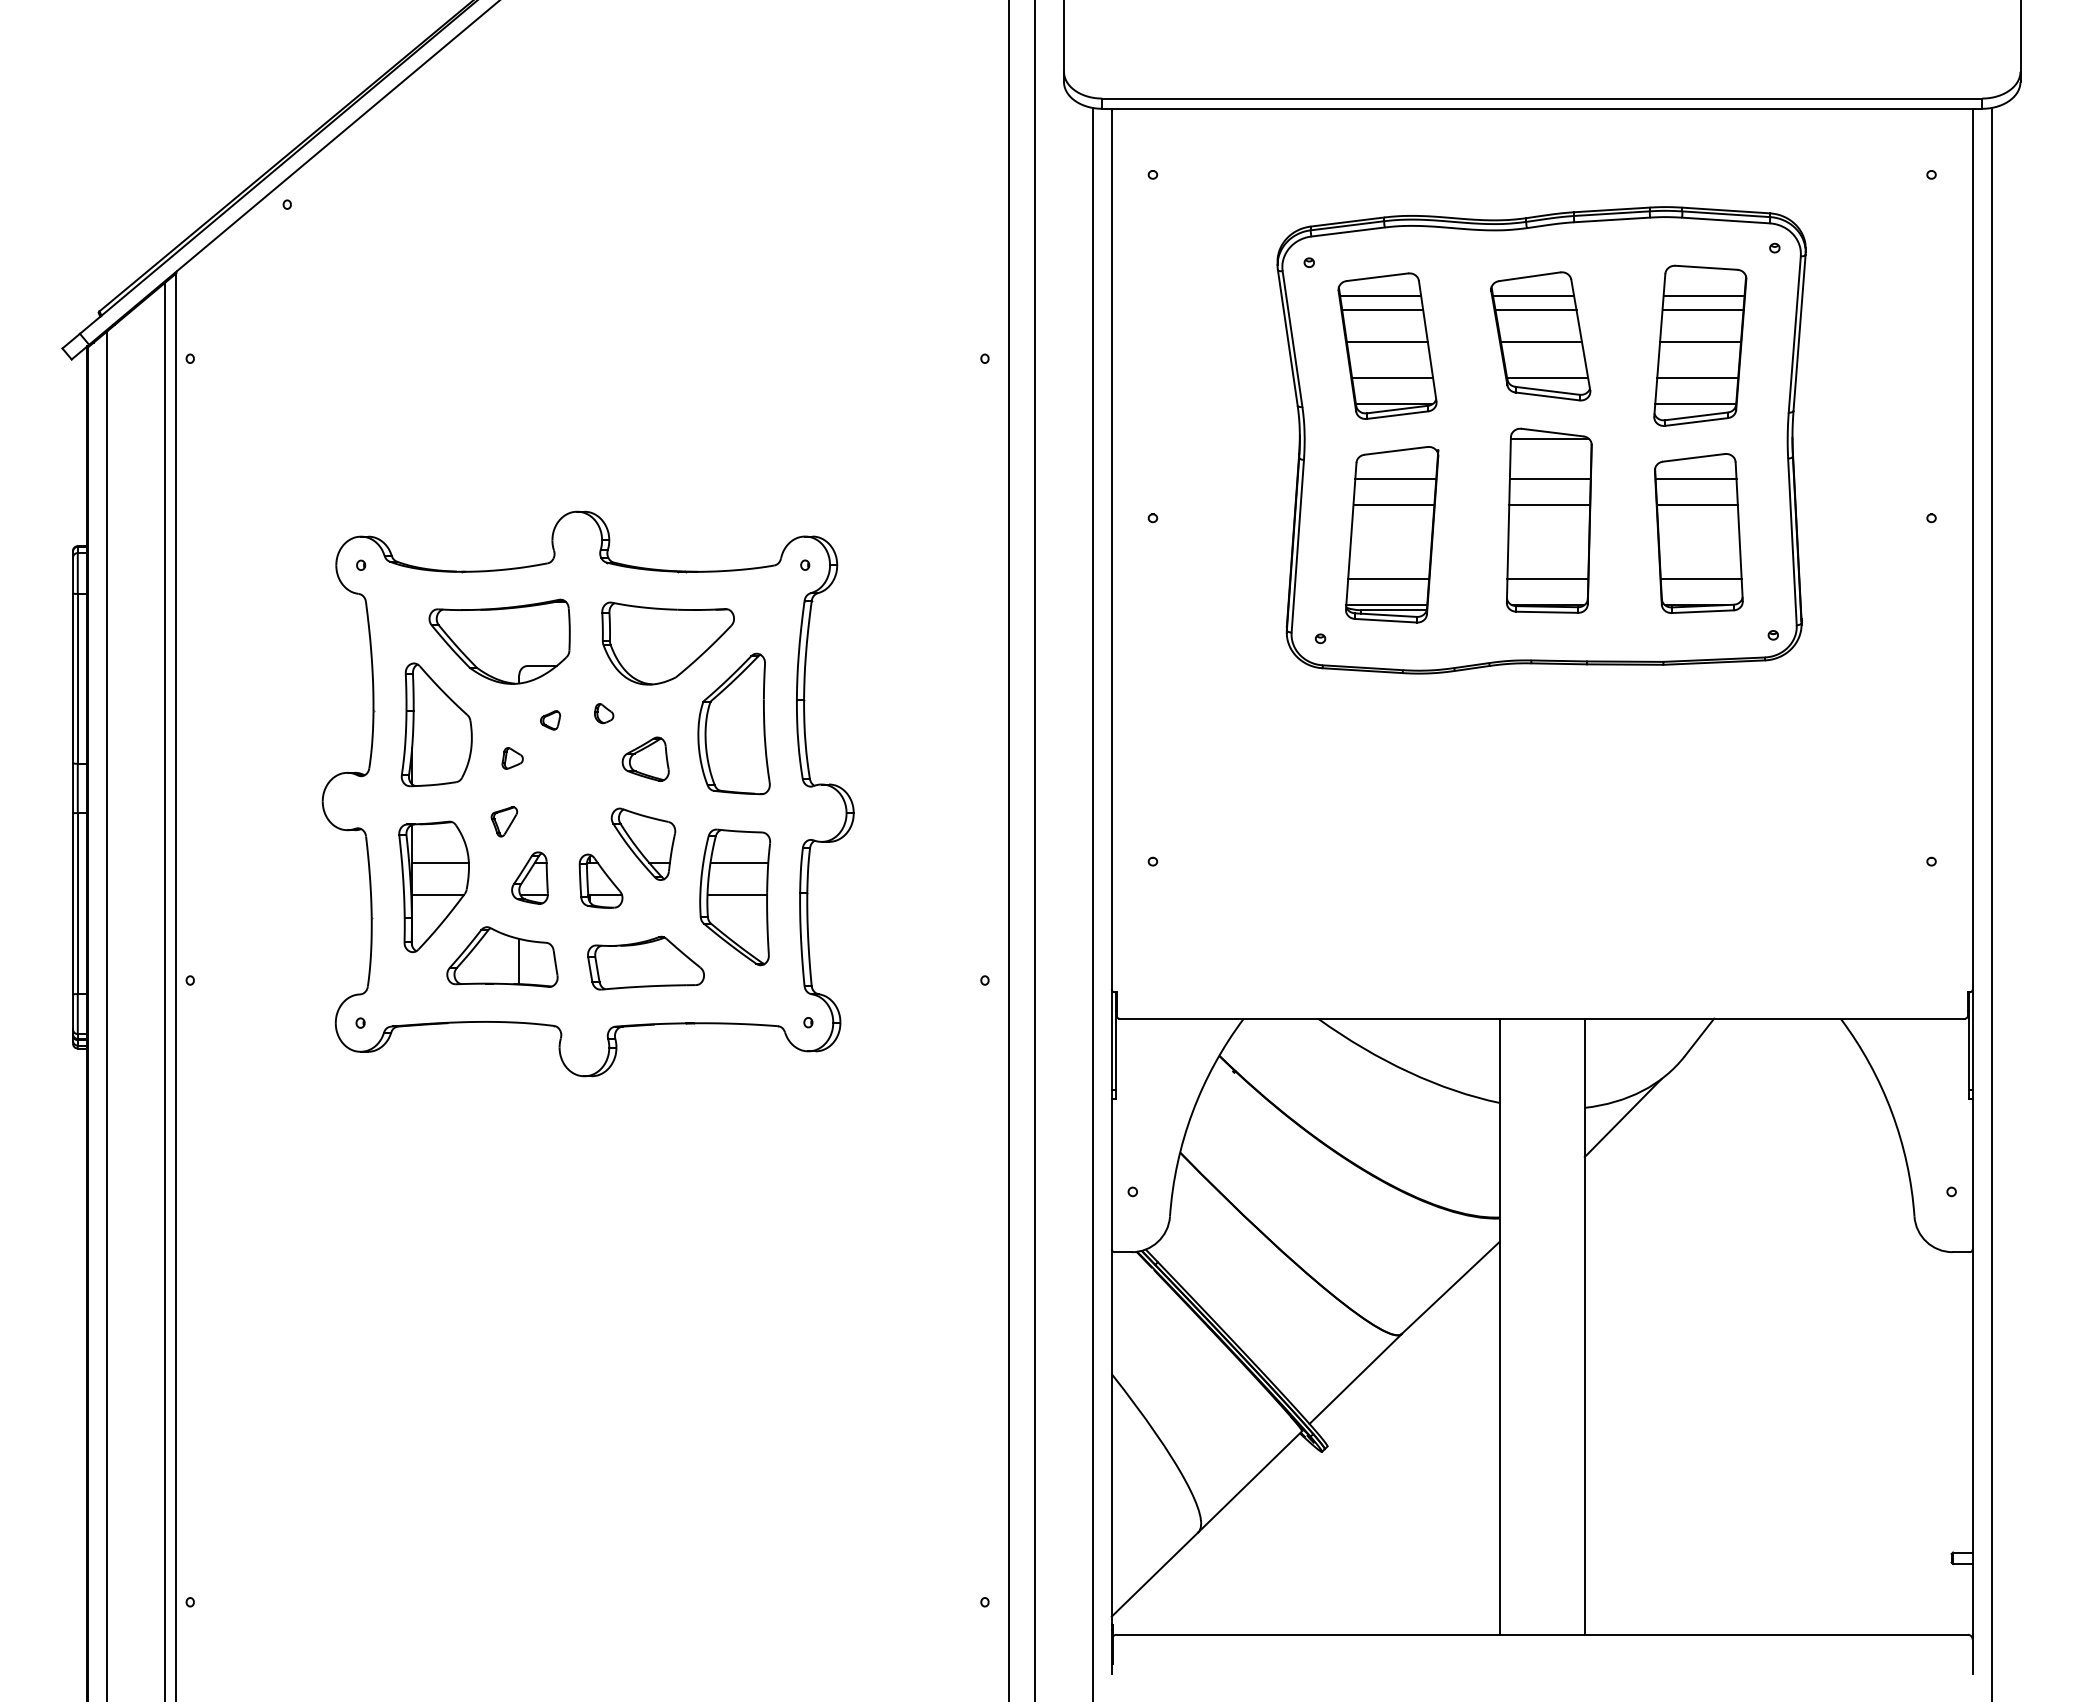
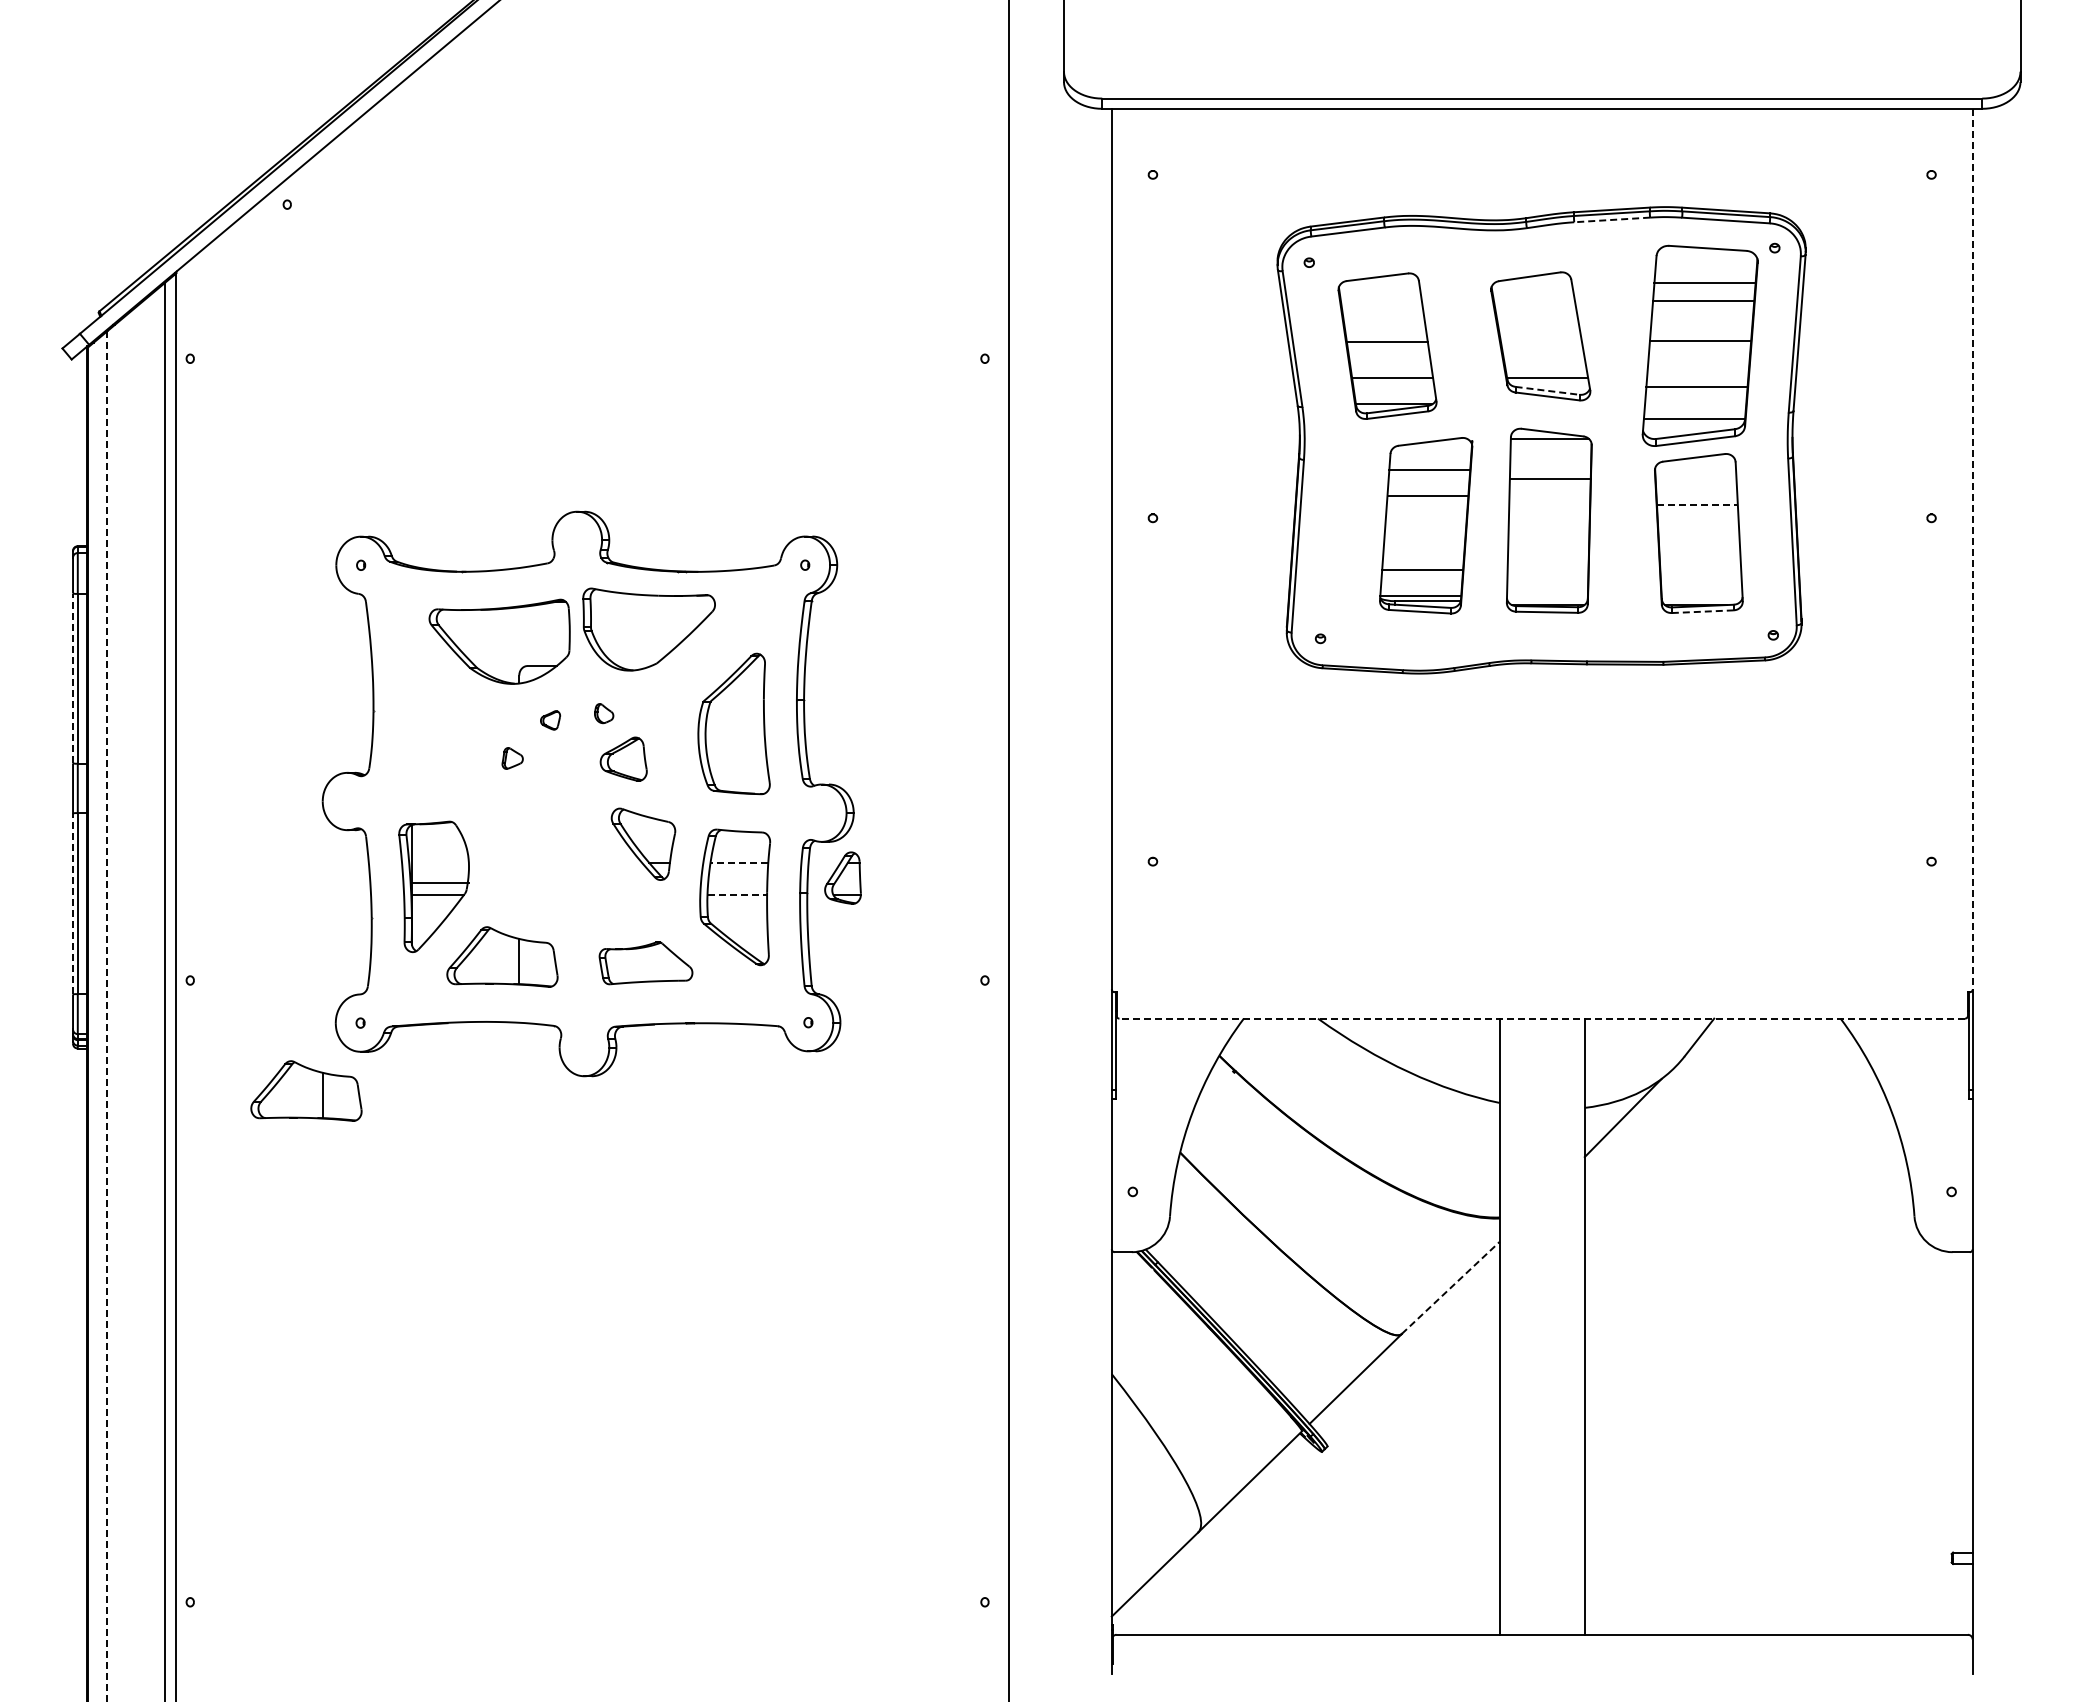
line: solid -> dashed (1612, 219)
line: present -> none (1380, 295)
line: present -> none (1533, 295)
line: present -> none (1382, 310)
line: present -> none (1535, 310)
line: present -> none (1540, 341)
part size: 95x163 px -> 118x203 px (1699, 345)
line: solid -> dashed (1548, 390)
line: present -> none (1695, 478)
line: present -> none (1549, 504)
line: solid -> dashed (1697, 504)
part position: (1392, 534) -> (1426, 525) (1426, 525)
line: solid -> dashed (1972, 549)
line: present -> none (1547, 579)
line: present -> none (1700, 579)
line: solid -> dashed (1702, 611)
part position: (667, 643) -> (648, 629) (648, 629)
line: solid -> dashed (73, 678)
part: present -> none (436, 724)
part position: (645, 758) -> (623, 758) (623, 758)
part: present -> none (504, 821)
line: present -> none (1035, 850)
line position: (440, 863) -> (440, 883) (440, 883)
line: solid -> dashed (739, 863)
part position: (529, 877) -> (842, 877) (842, 877)
part: present -> none (600, 880)
line: solid -> dashed (737, 895)
line: present -> none (1092, 902)
line: present -> none (1991, 902)
line: solid -> dashed (73, 903)
part size: 118x56 px -> 96x45 px (645, 963)
line: solid -> dashed (107, 1016)
line: solid -> dashed (1542, 1018)
part: none -> present (306, 1090)
line: solid -> dashed (1451, 1287)
